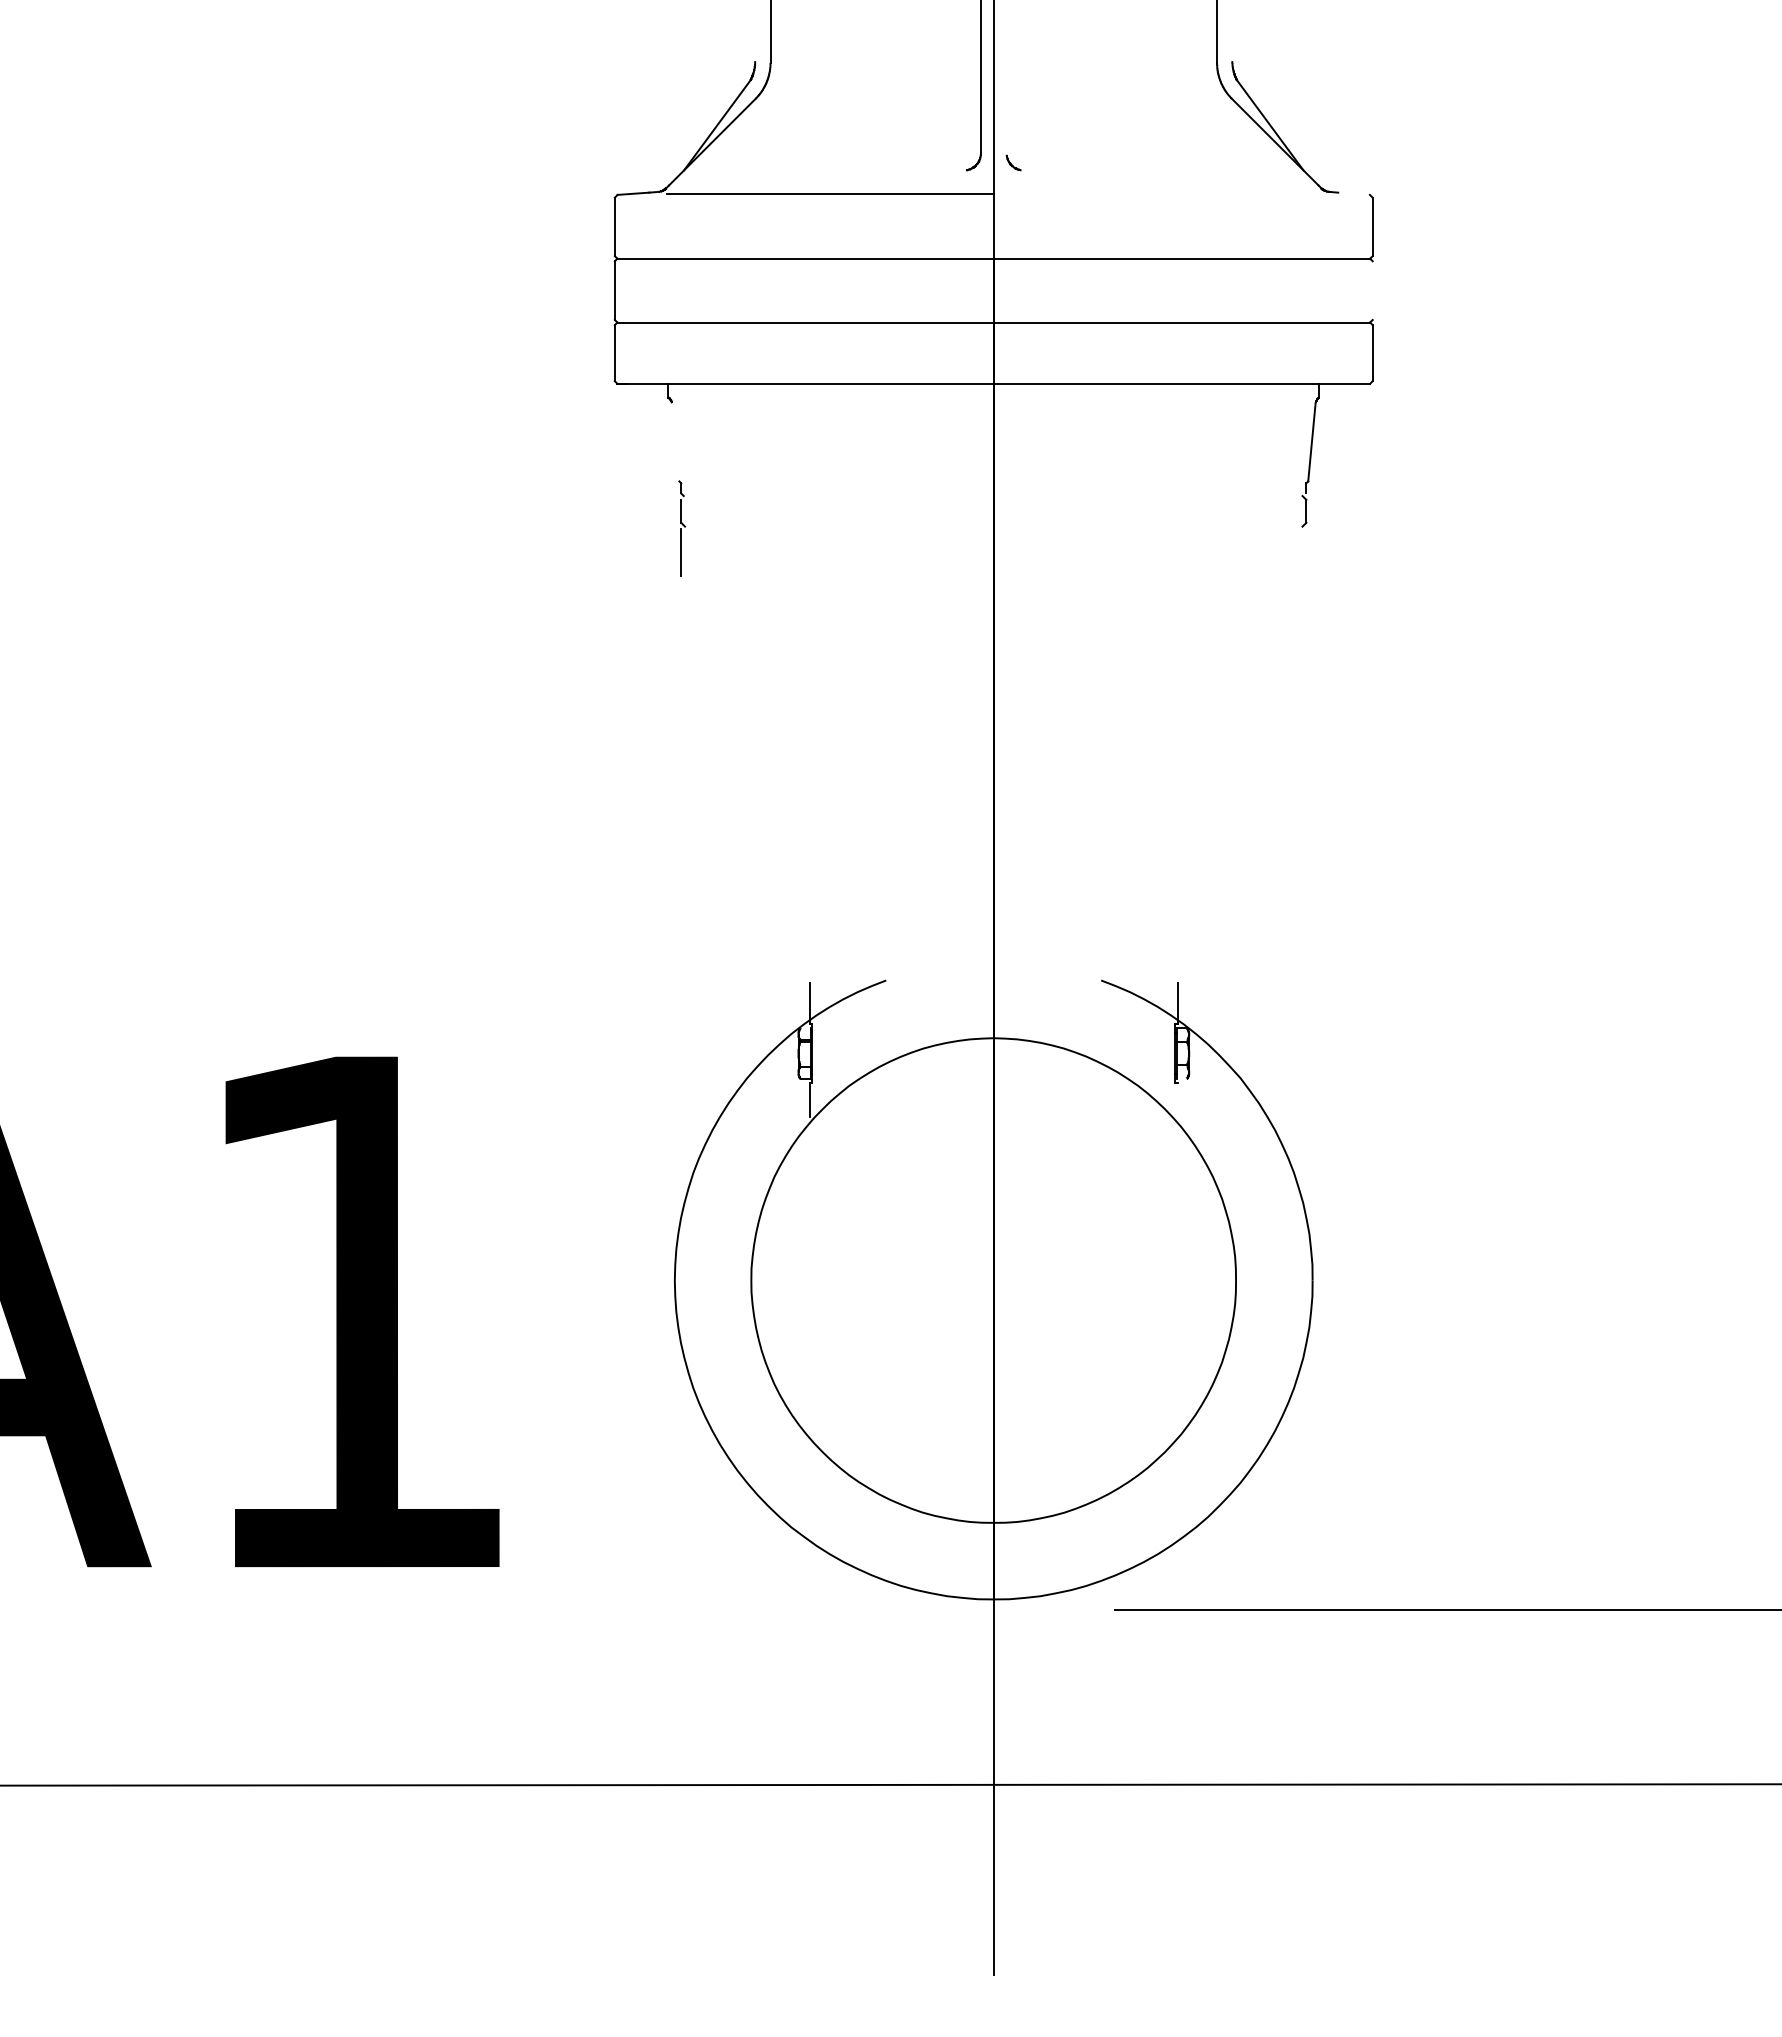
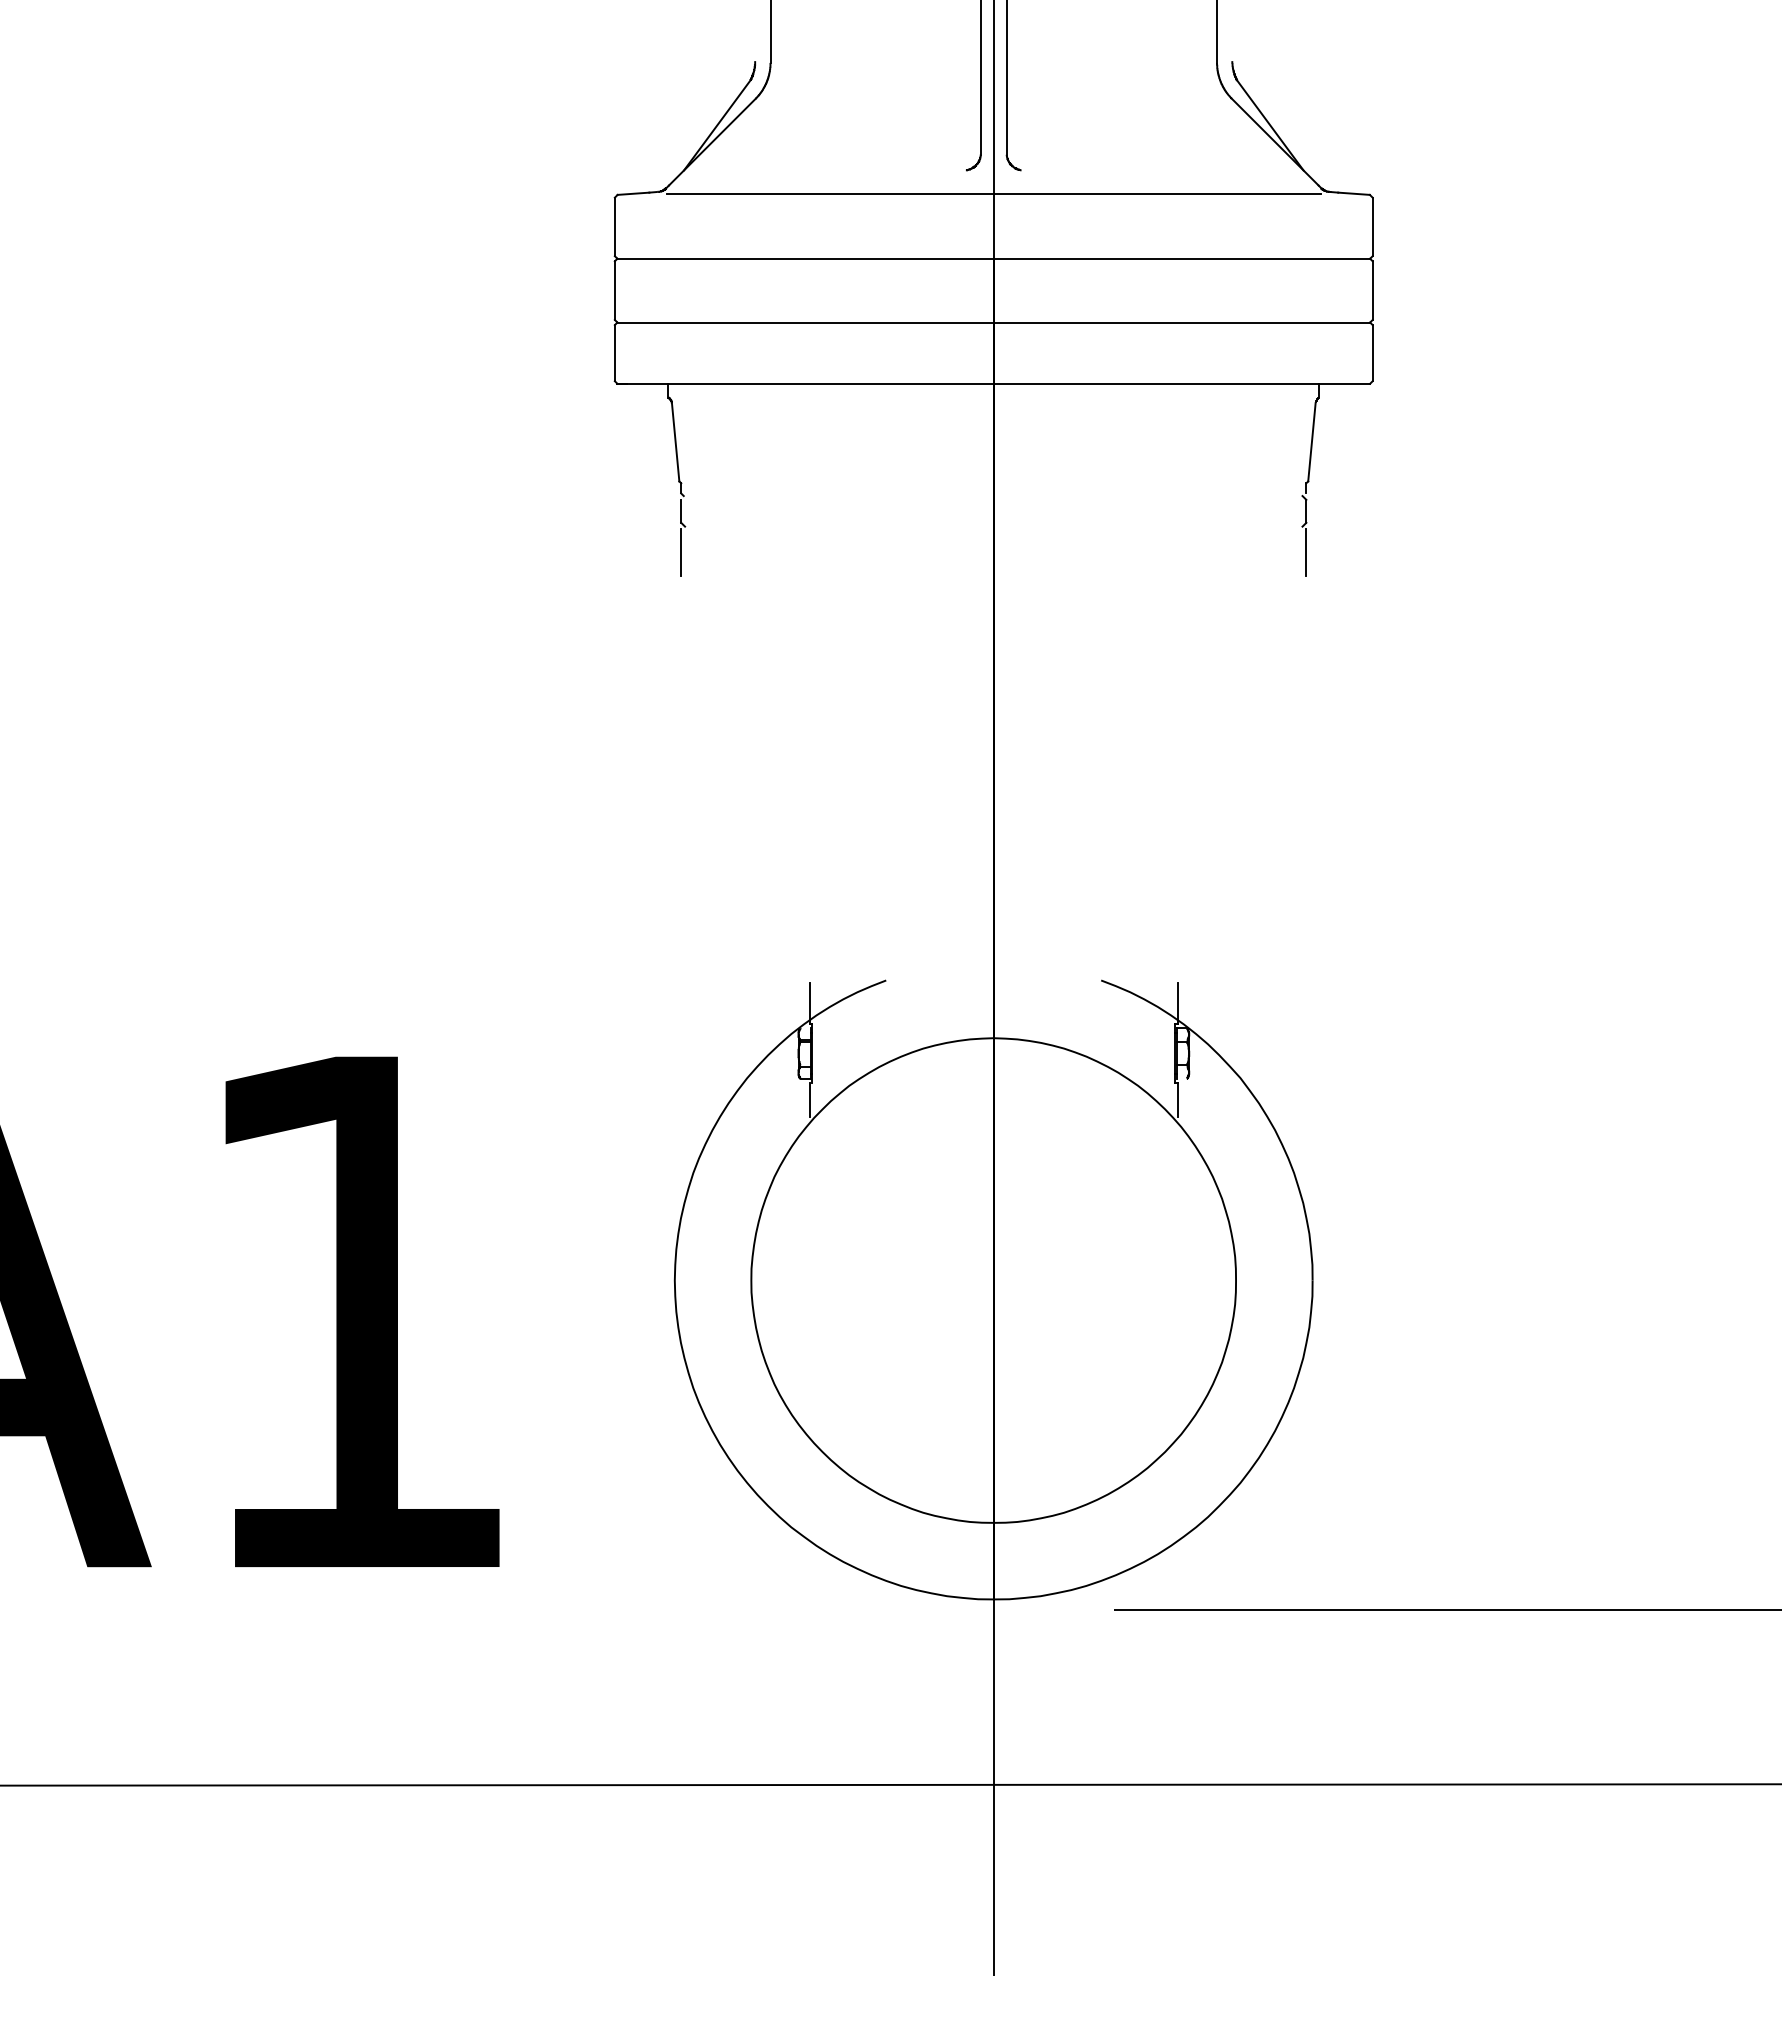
line: none -> present (1006, 78)
line: none -> present (1353, 193)
line: none -> present (1156, 194)
line: none -> present (1372, 290)
line: none -> present (675, 442)
line: none -> present (1306, 552)
line: none -> present (1177, 1099)
